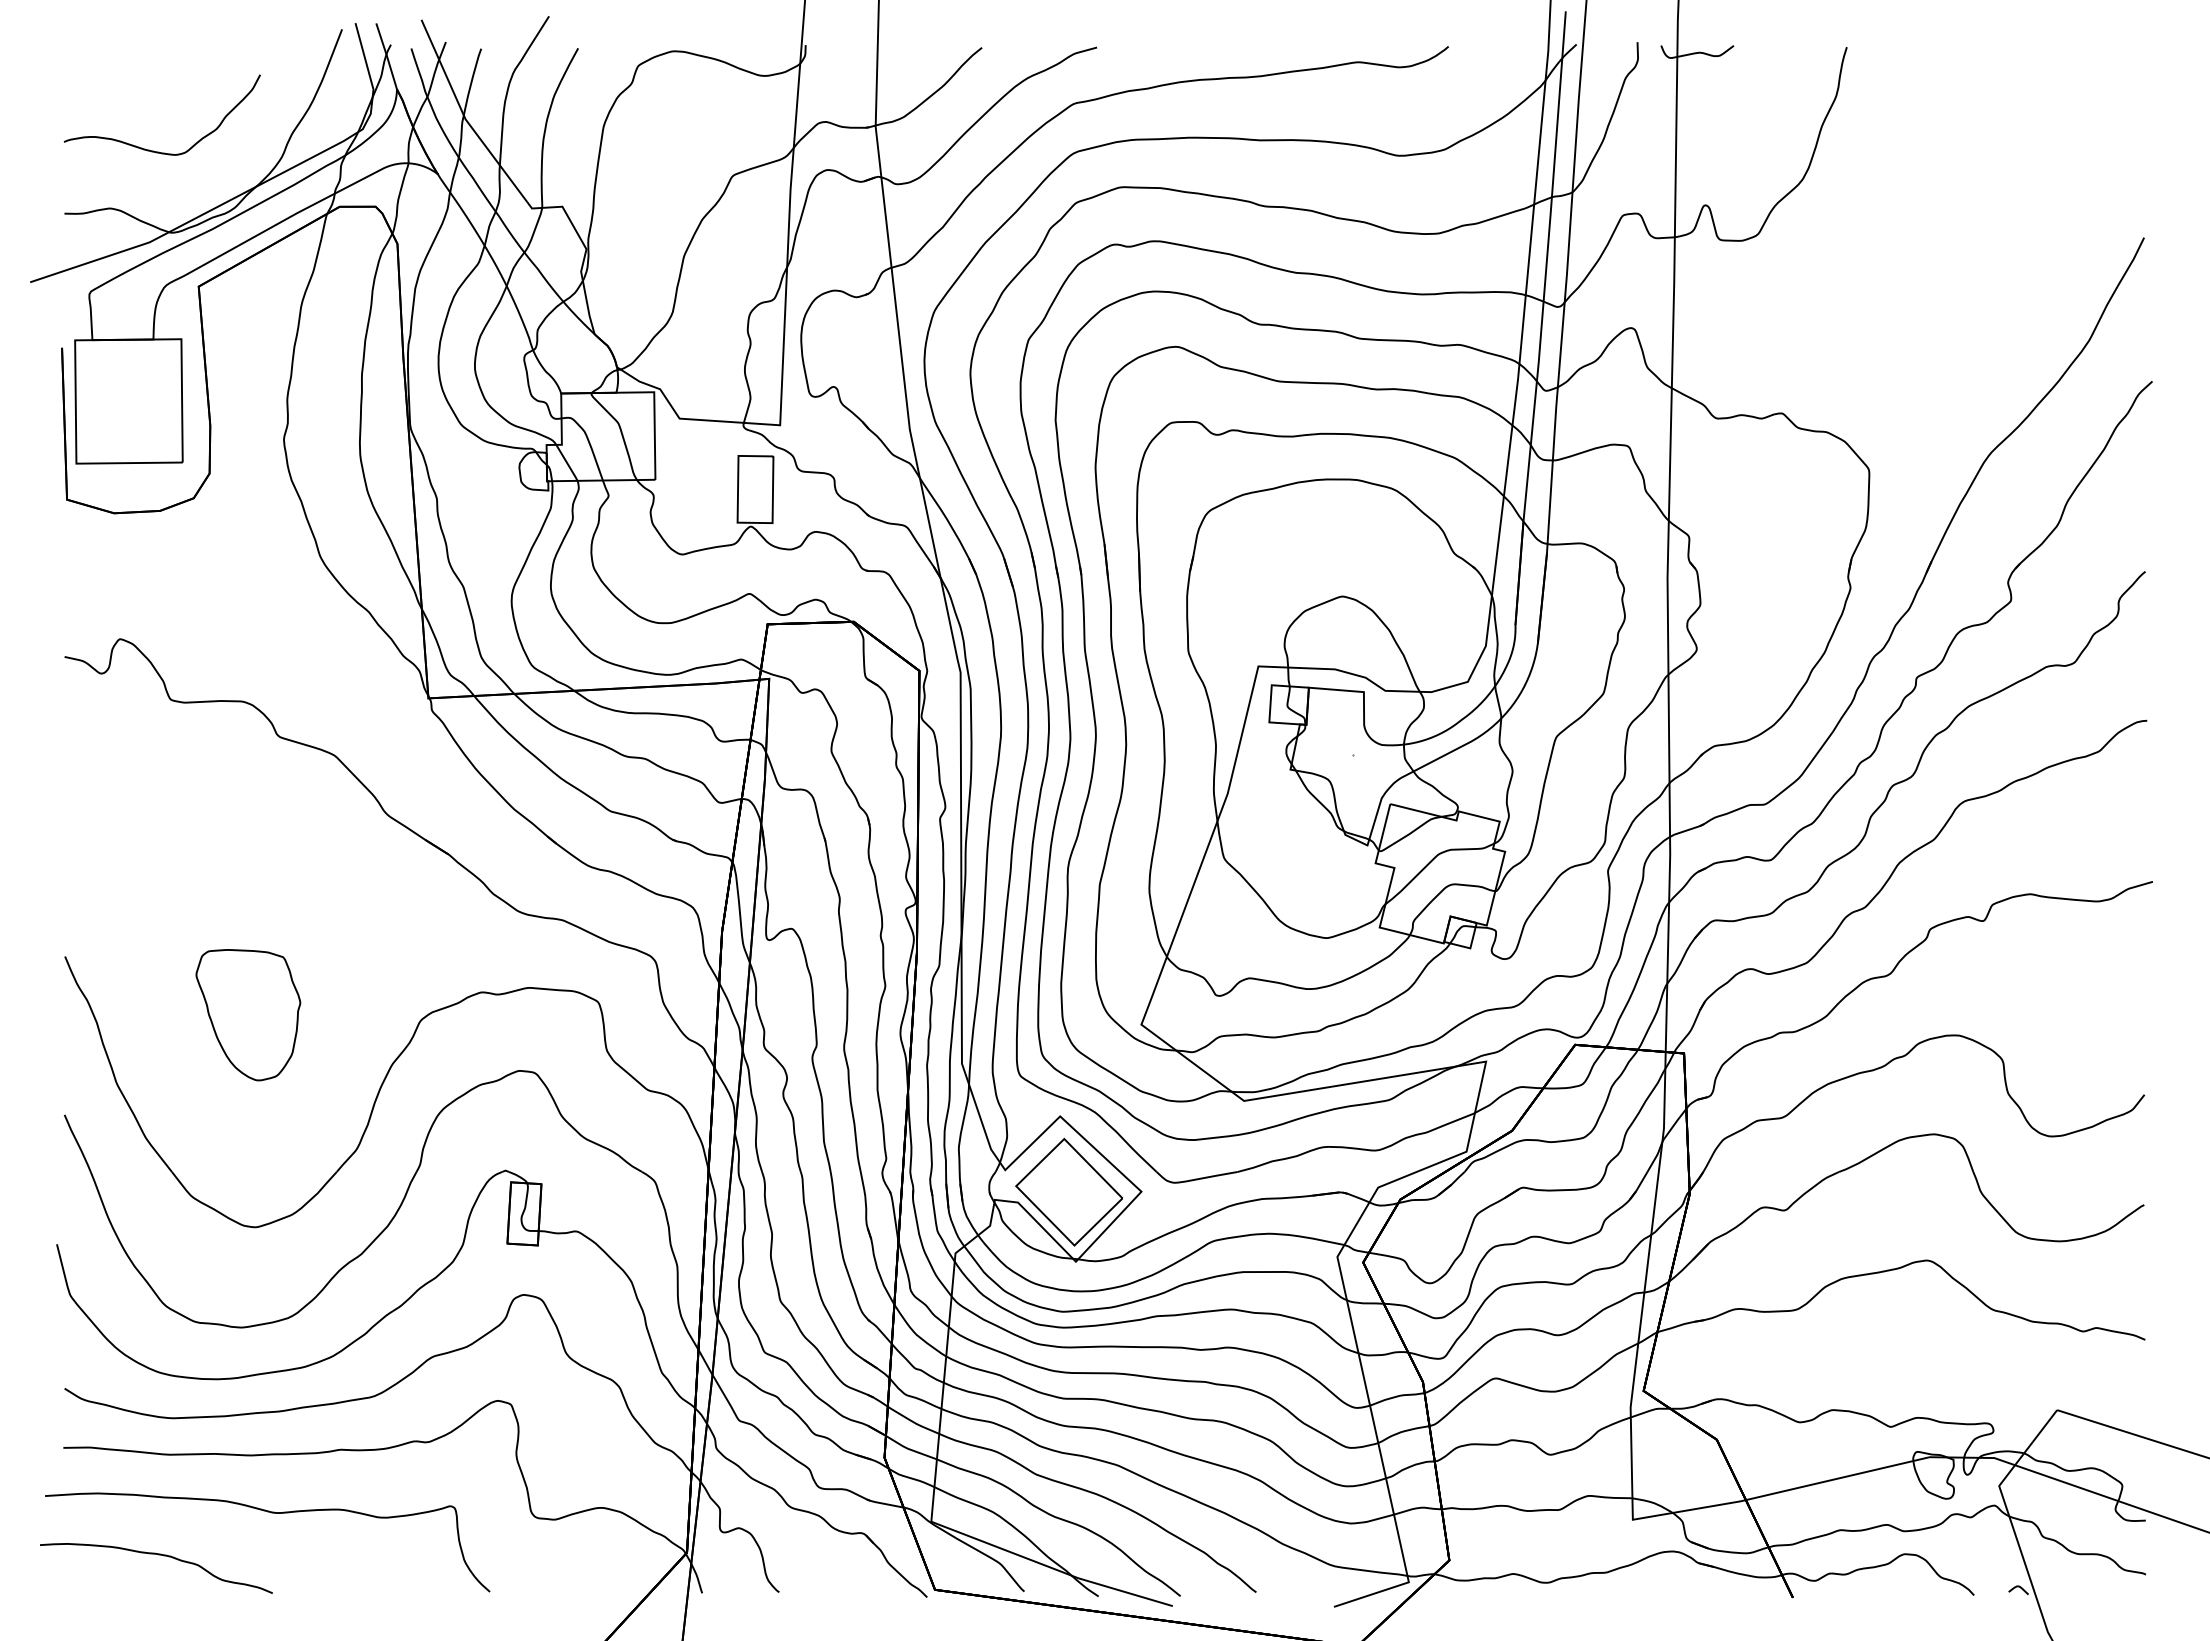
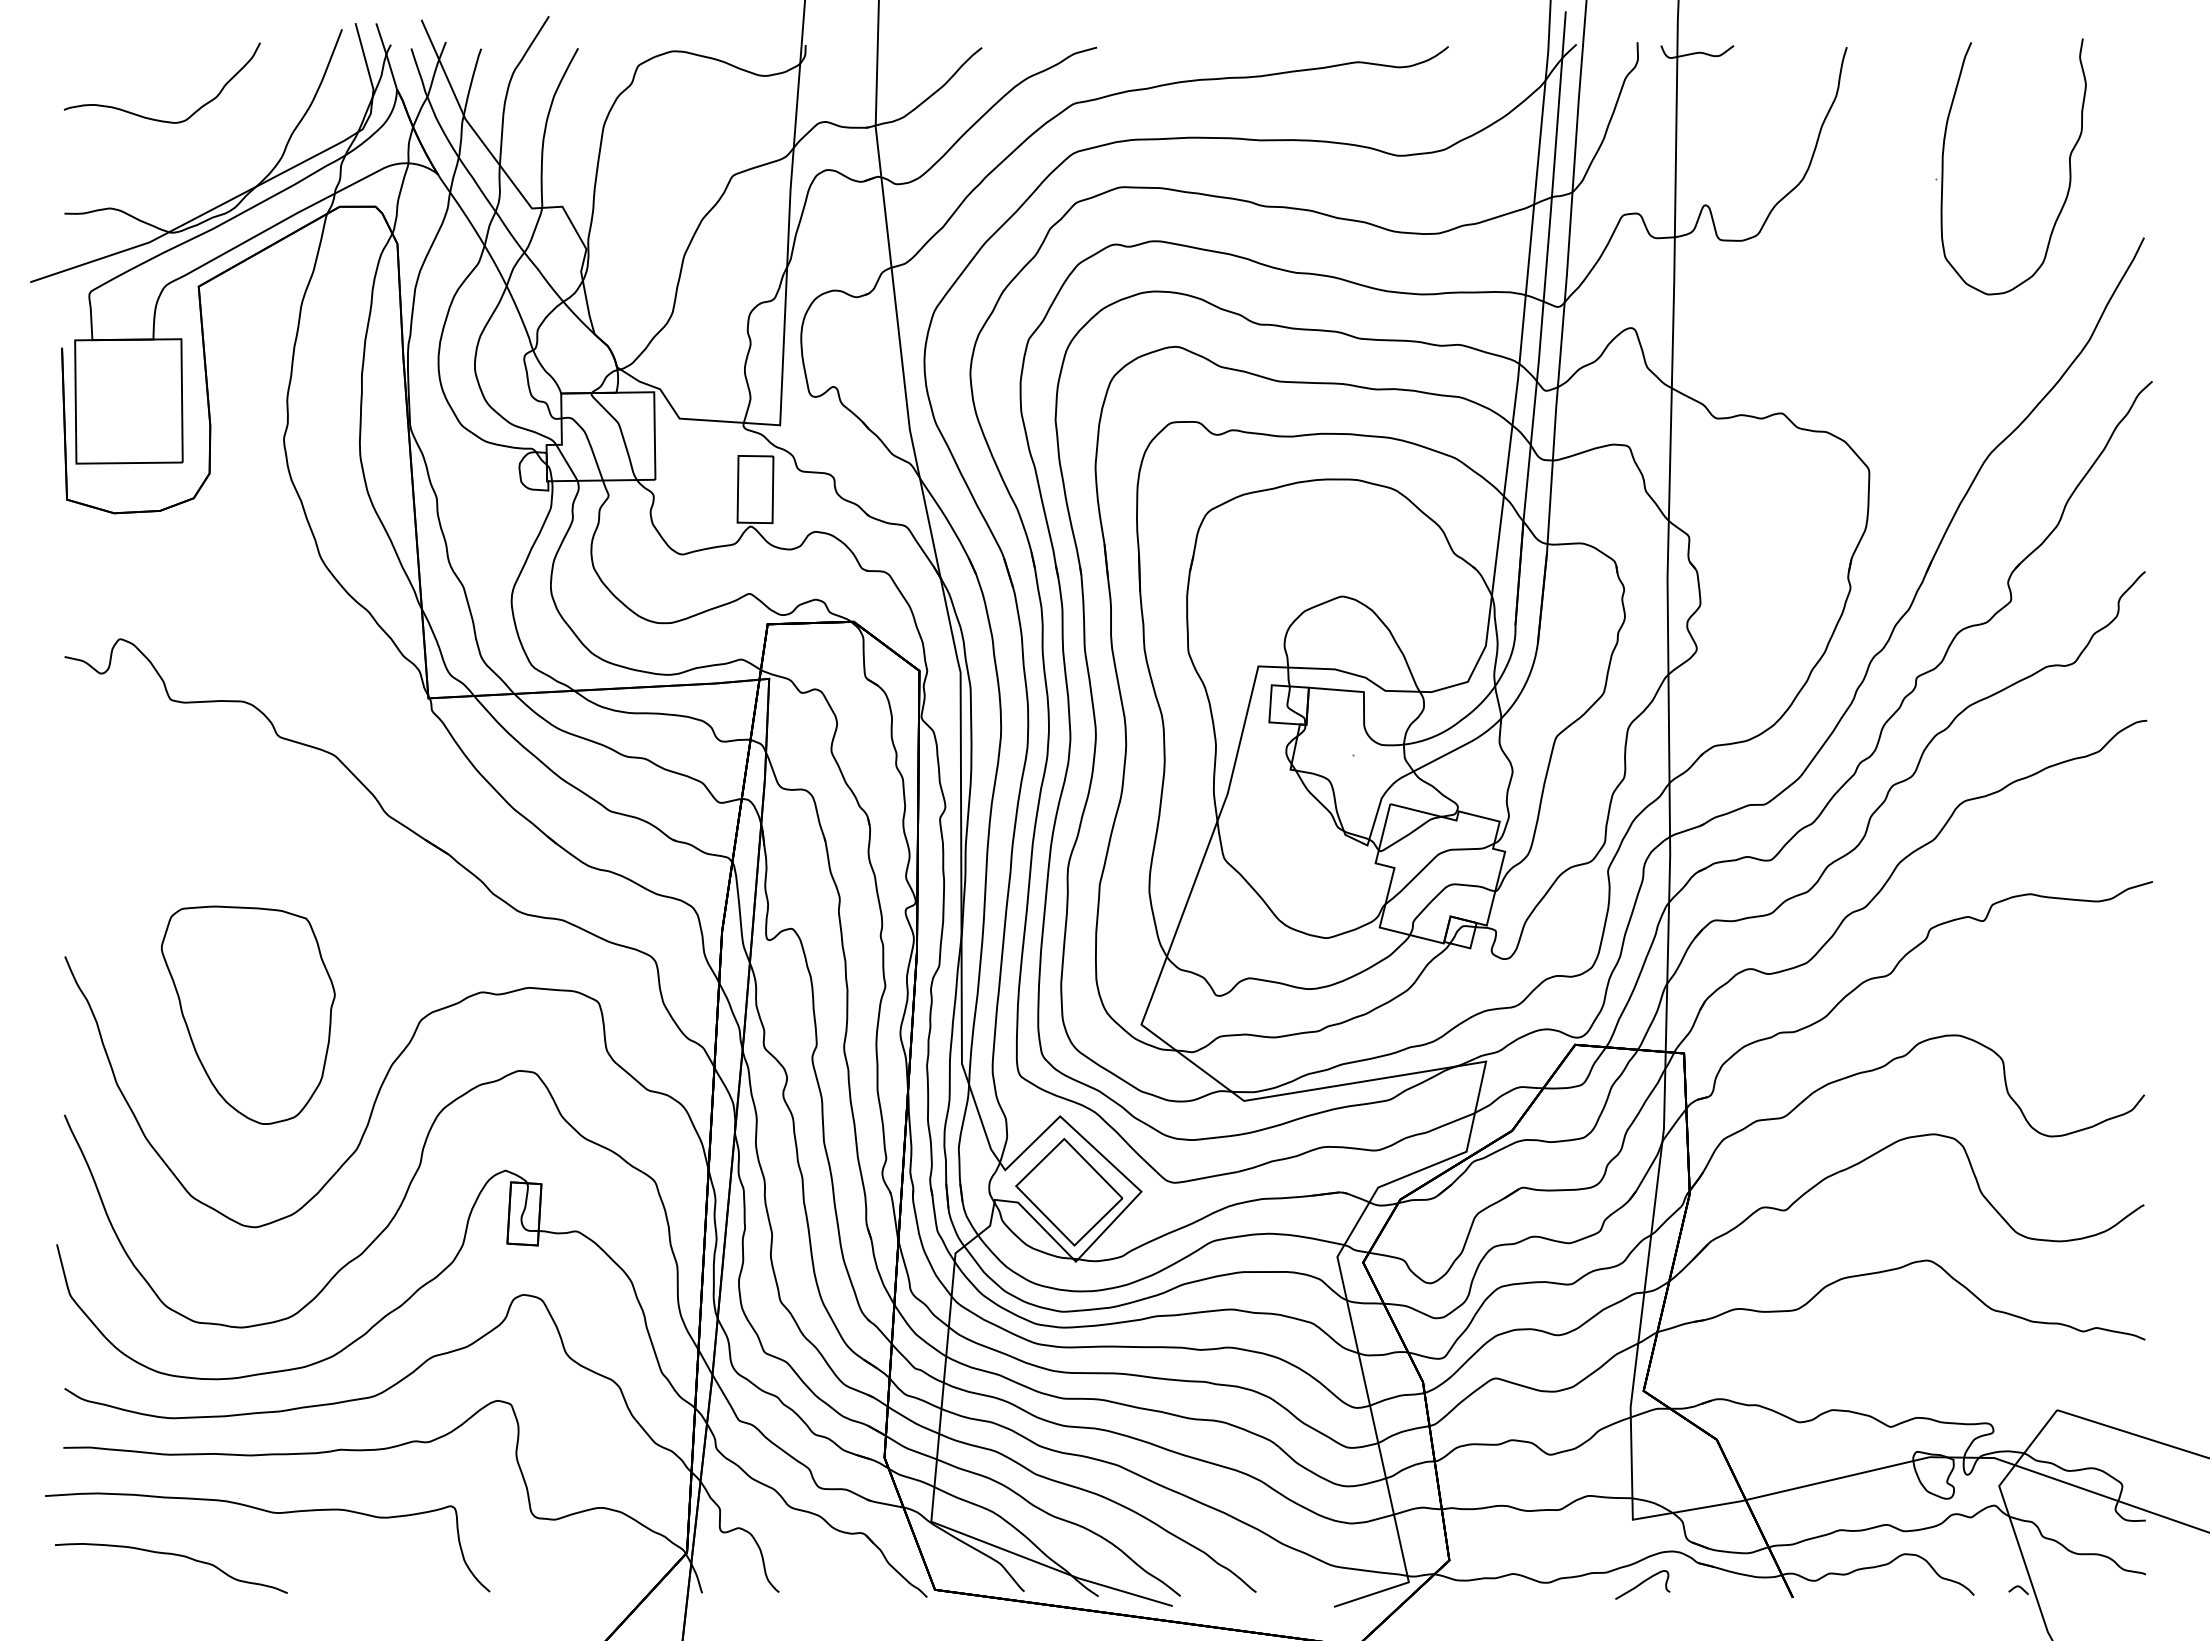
curve position: (153, 150) -> (153, 118) (153, 118)
part: none -> present (2069, 166)
part size: 107x133 px -> 175x220 px (248, 1014)
curve position: (158, 1555) -> (173, 1555) (173, 1555)
curve: none -> present (1642, 1583)
